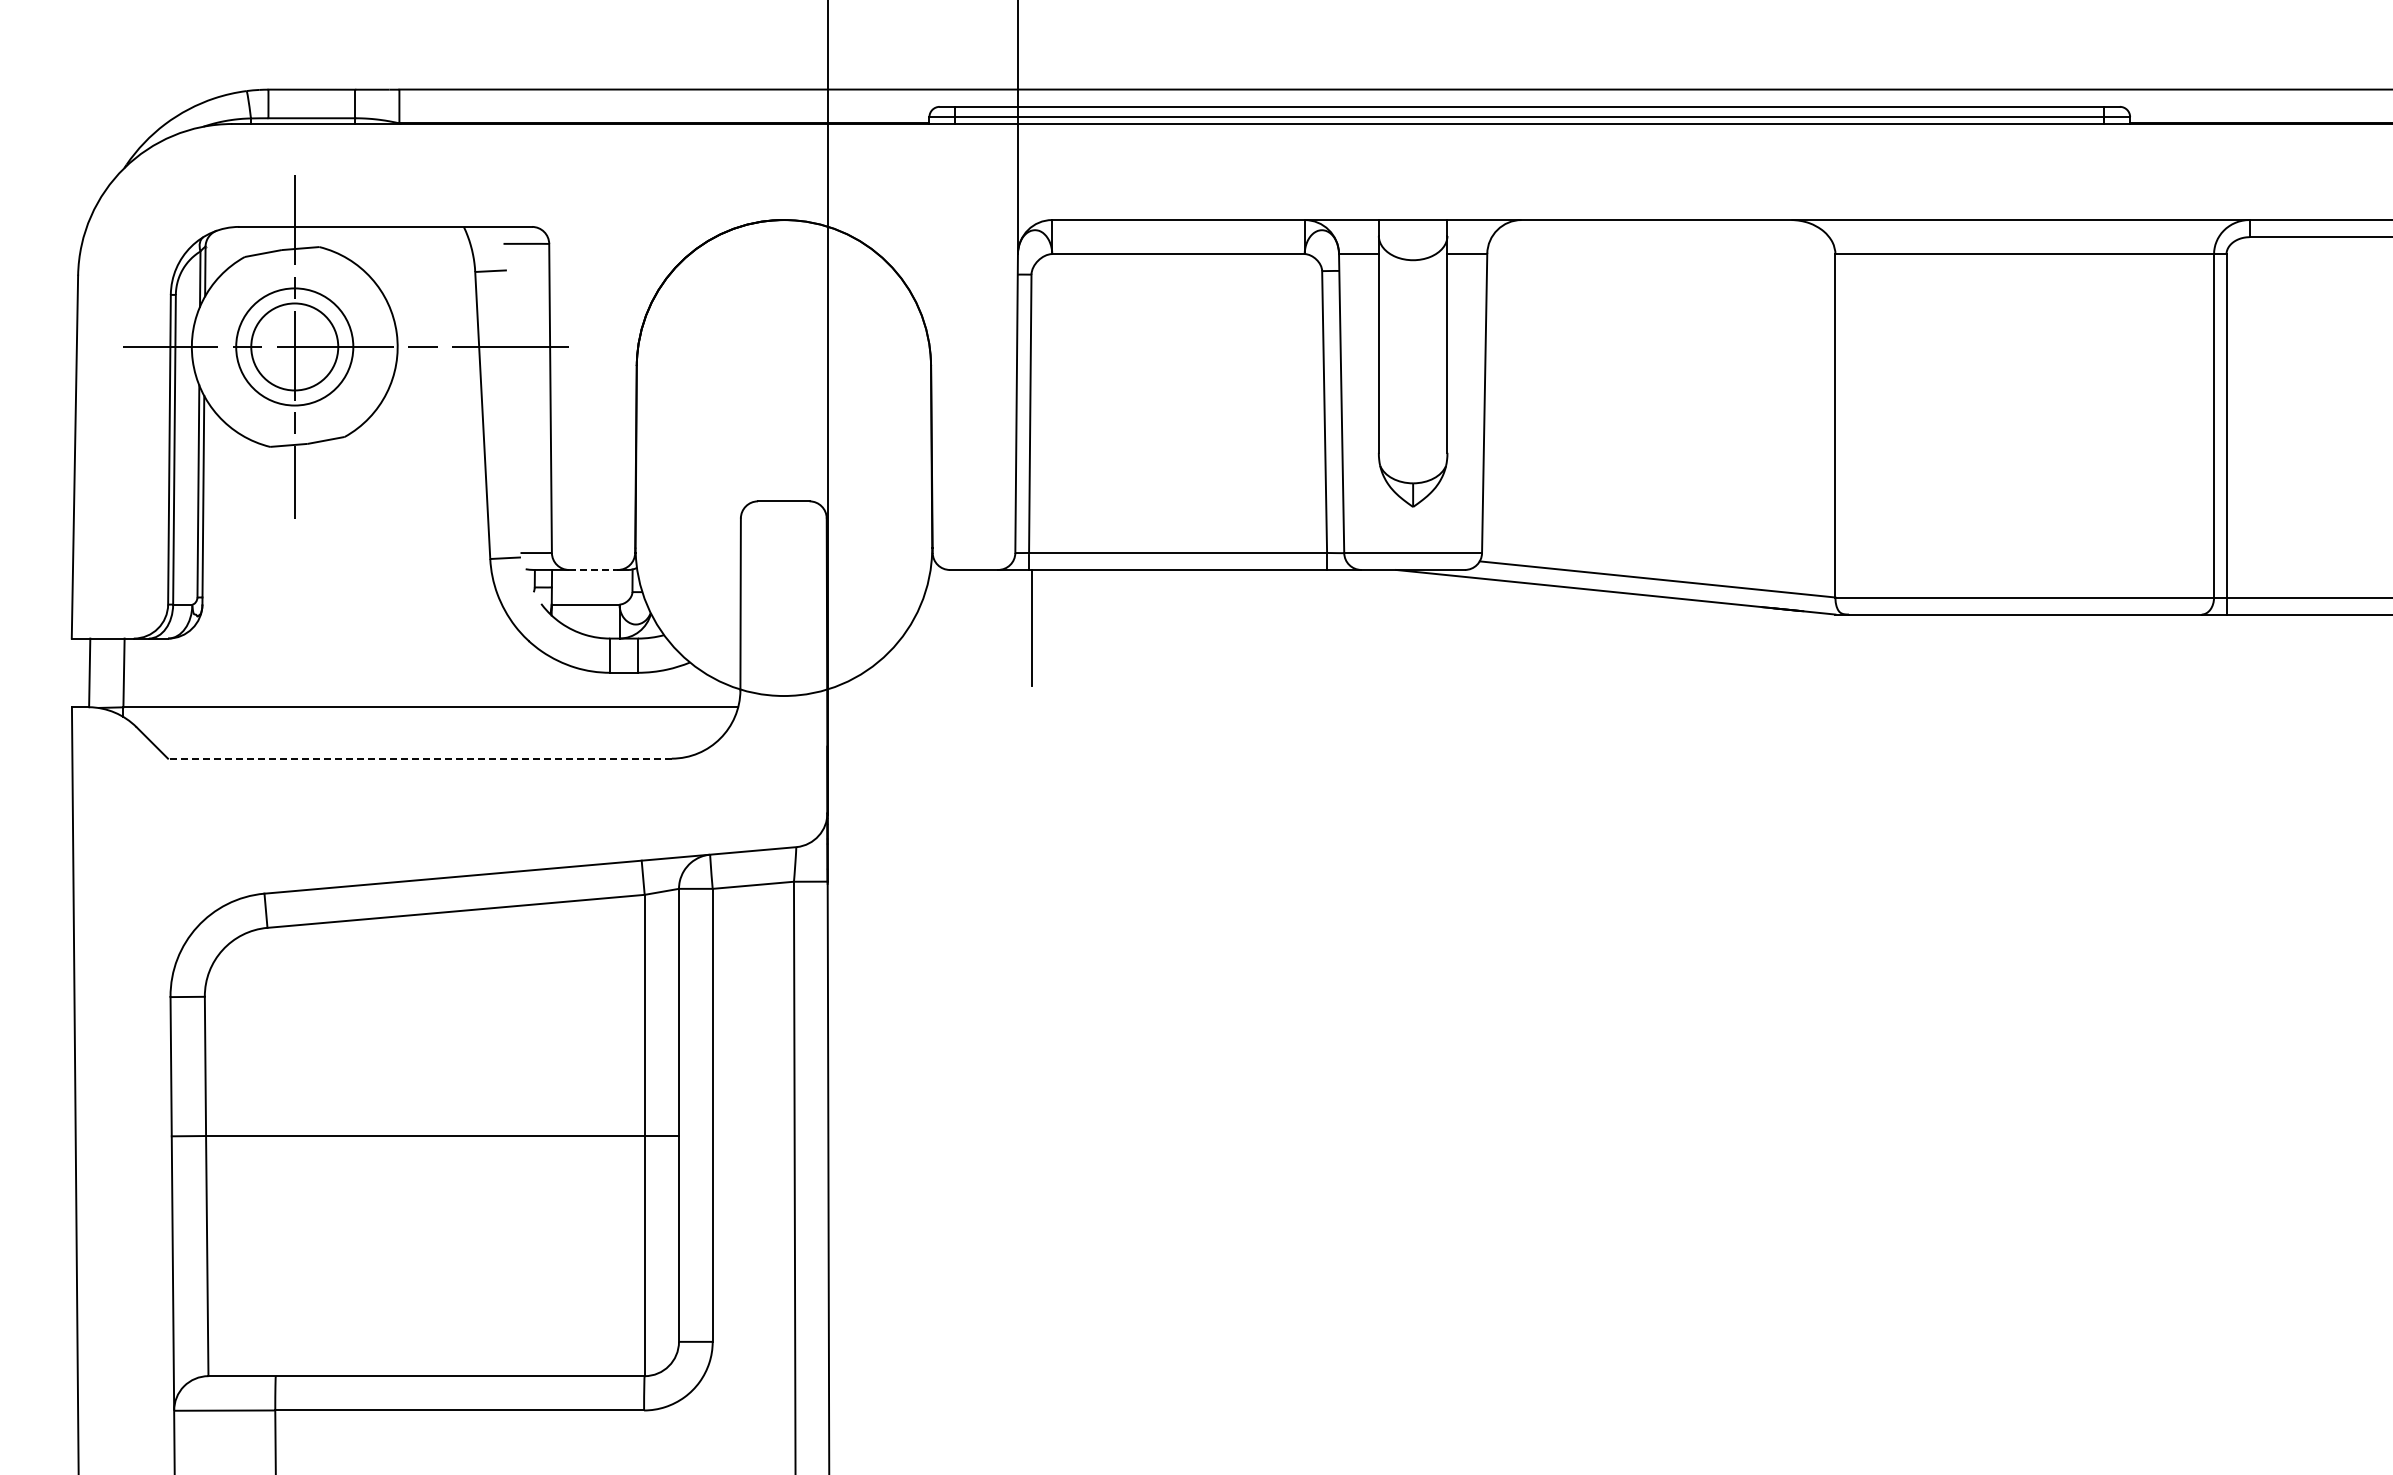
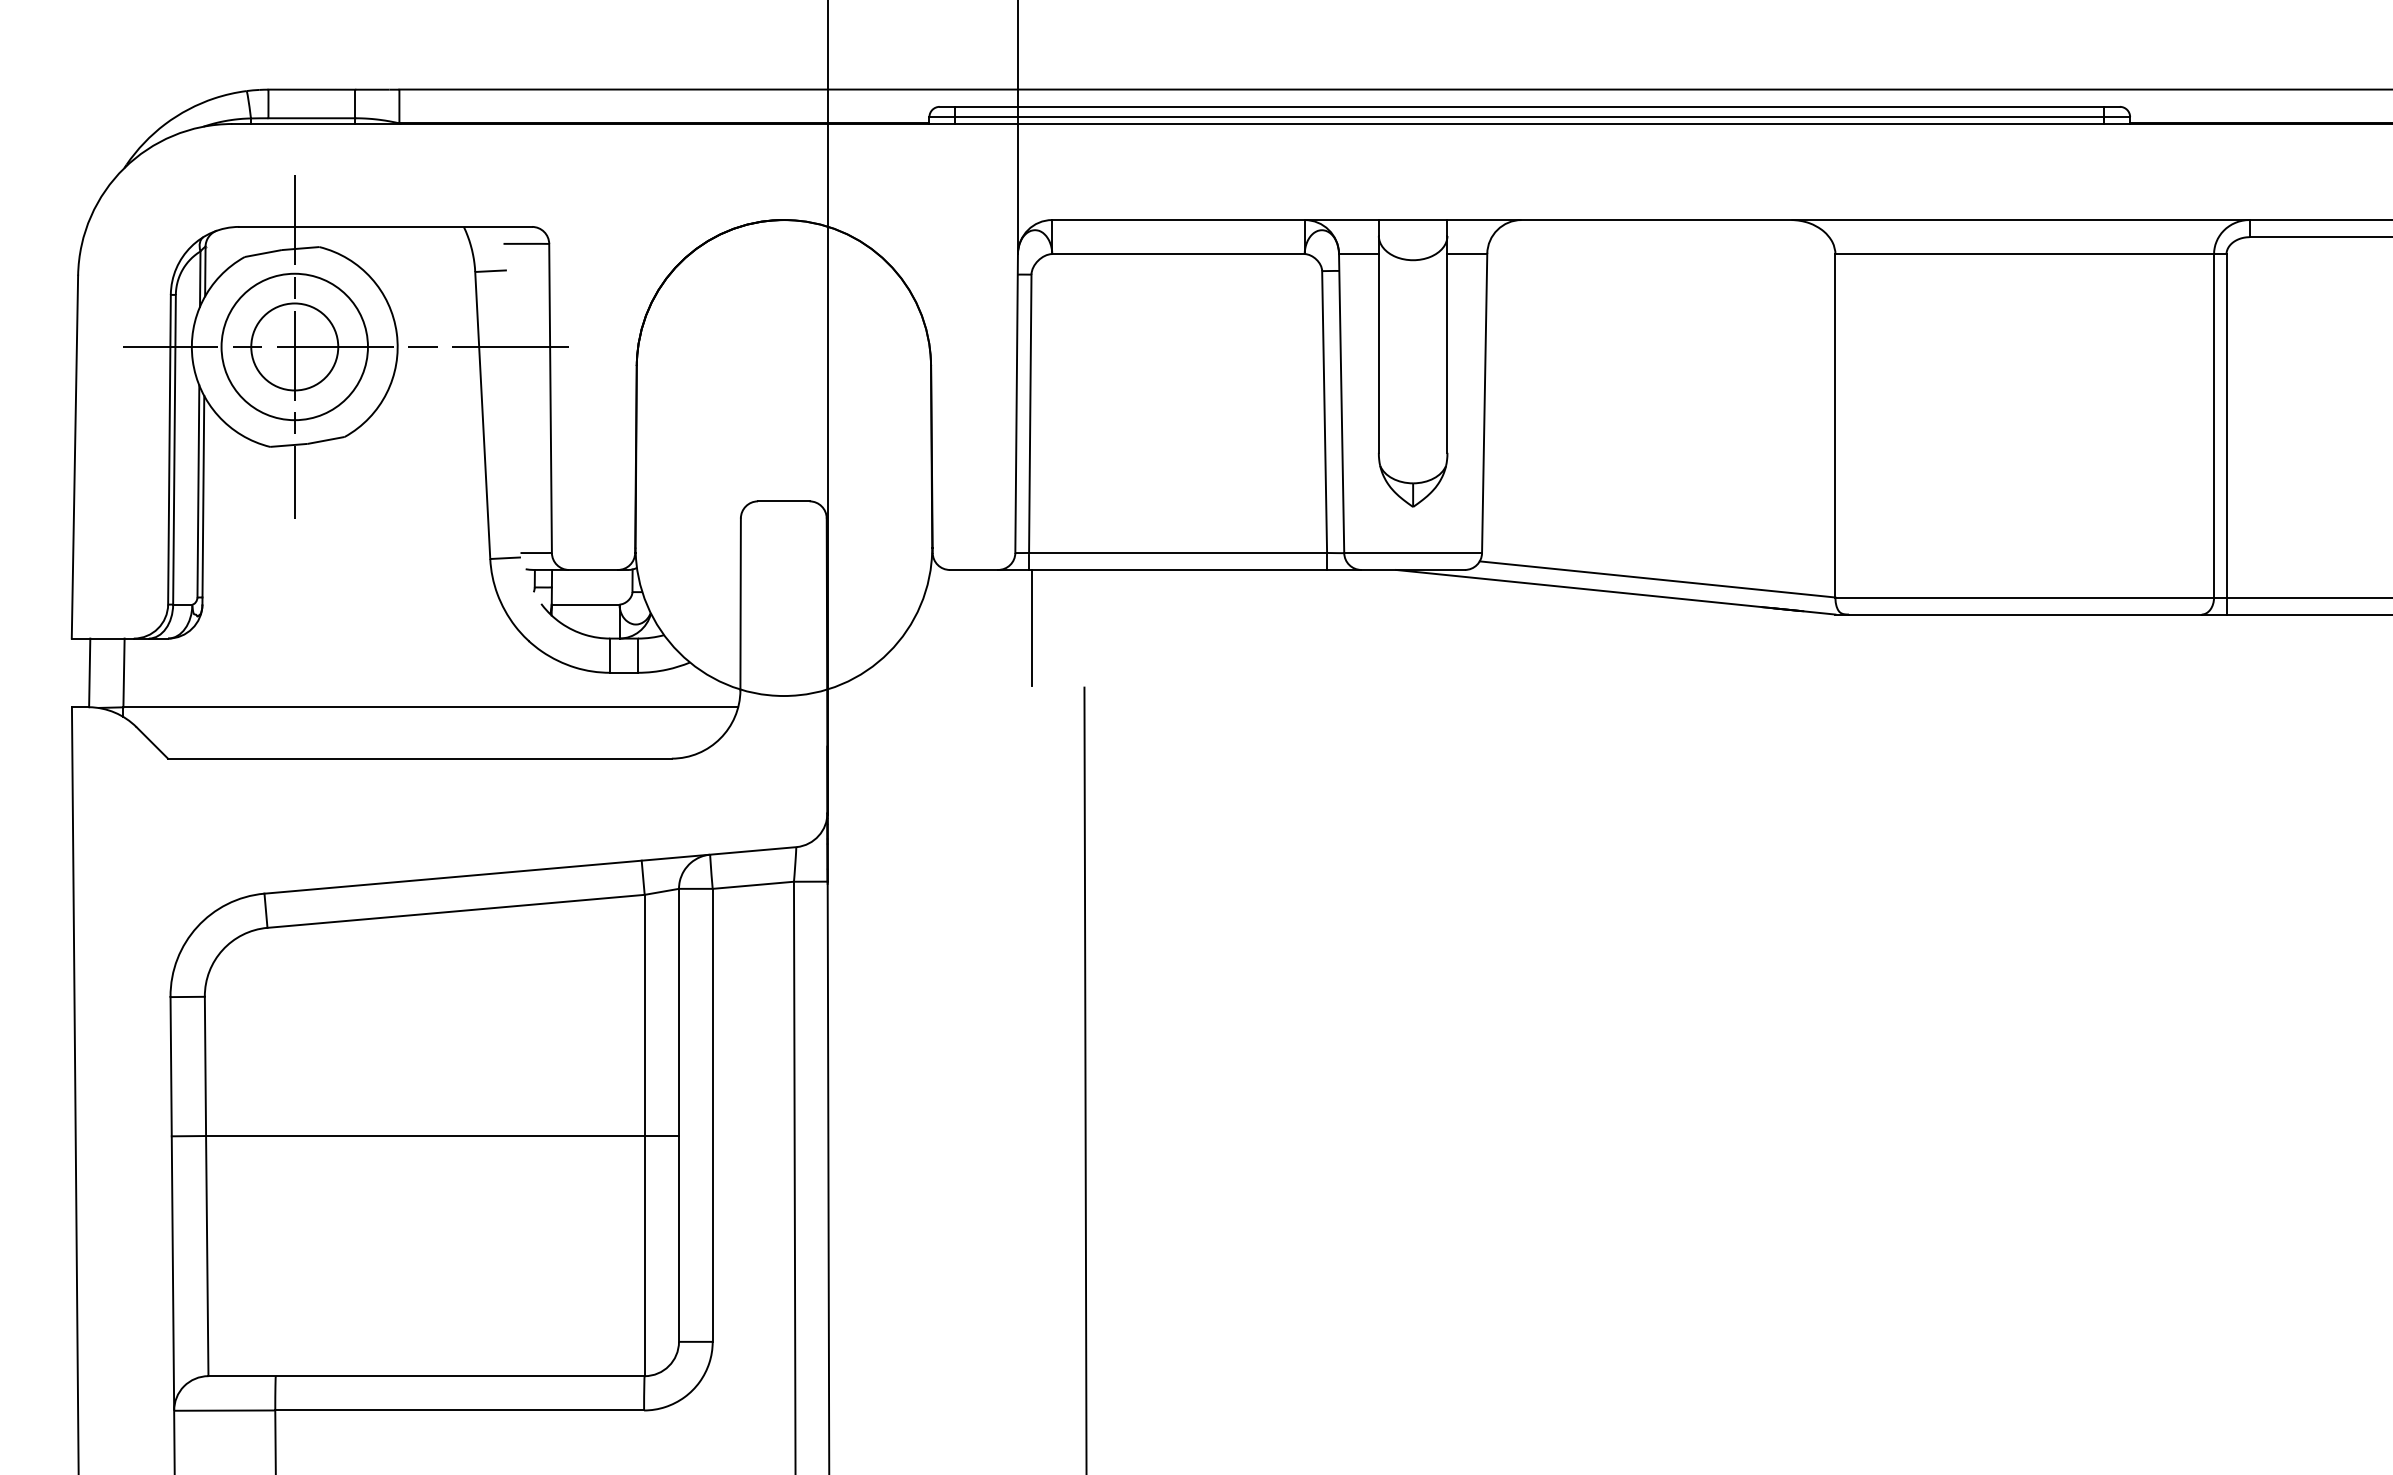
circle diameter: 117 px -> 146 px (294, 346)
line: dashed -> solid (594, 569)
line: dashed -> solid (419, 758)
line: none -> present (1085, 1079)
